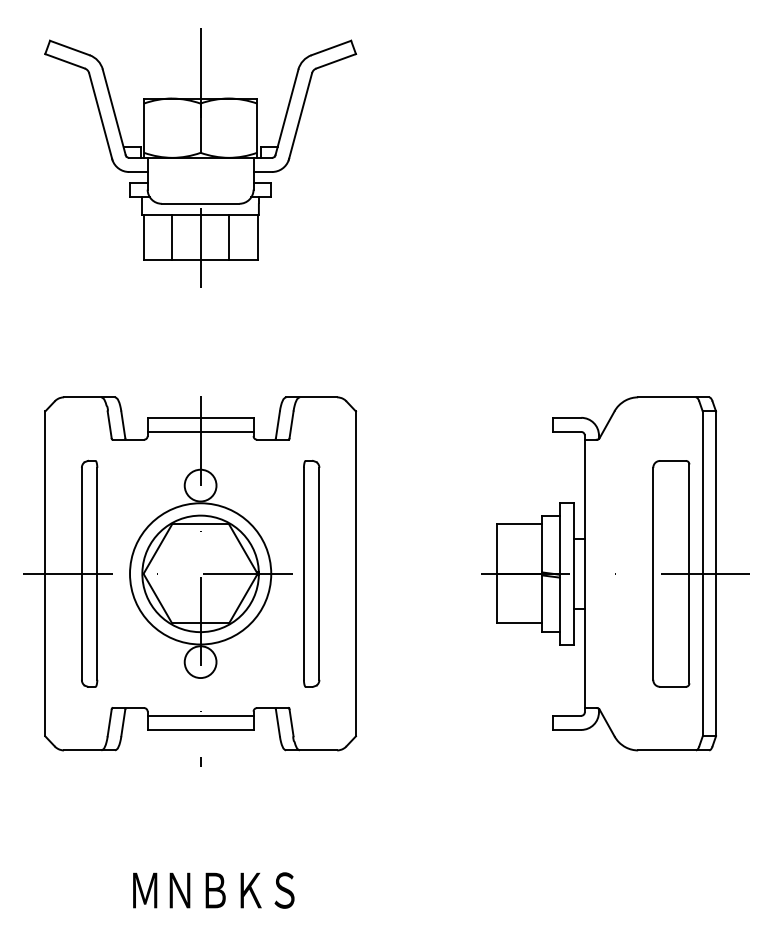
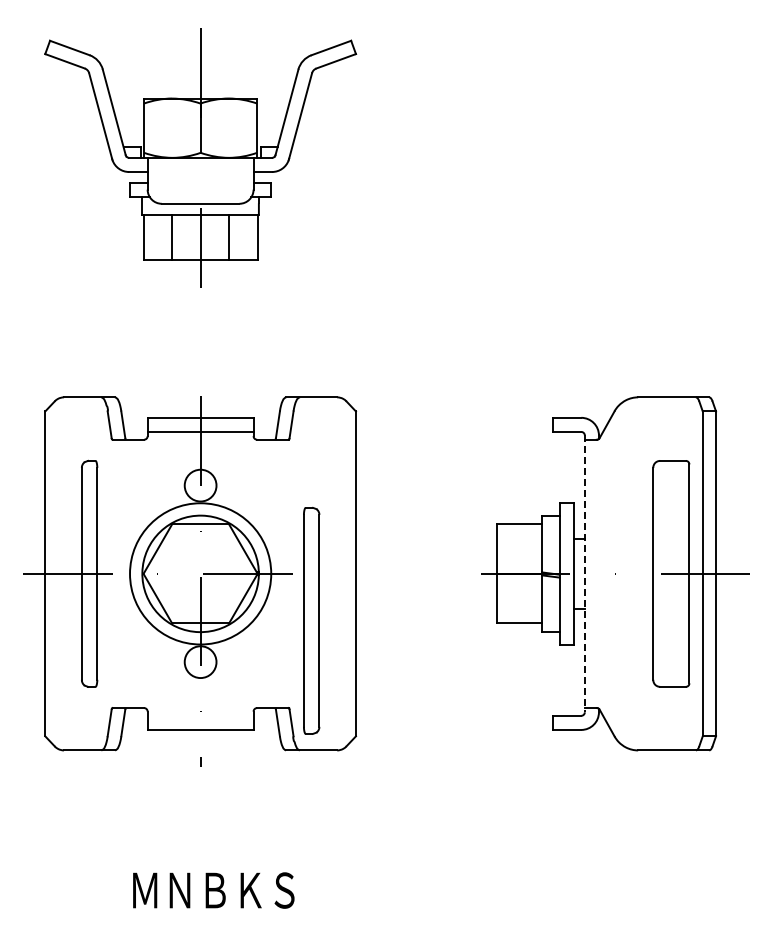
part position: (311, 573) -> (311, 620) (311, 620)
line: solid -> dashed (584, 574)
line: present -> none (200, 715)
